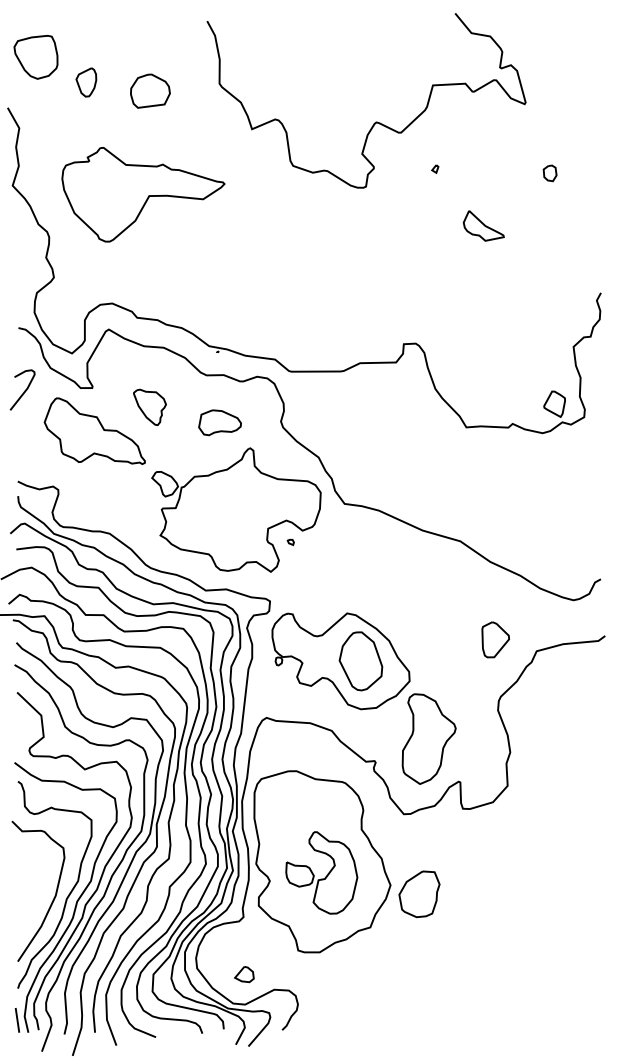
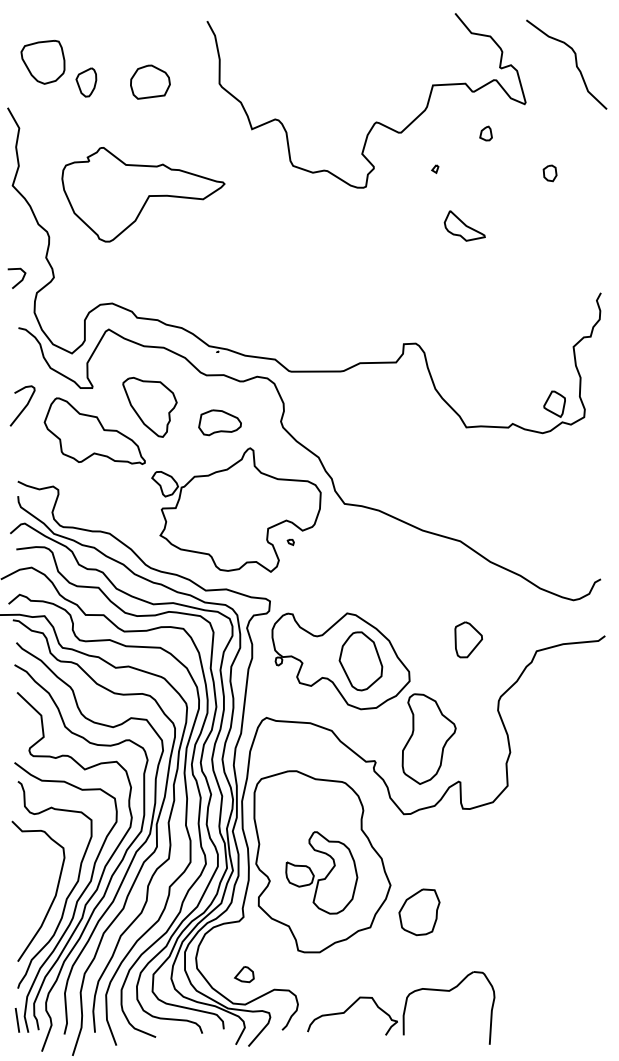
part position: (35, 56) -> (42, 61) (42, 61)
curve: none -> present (575, 64)
part position: (150, 90) -> (150, 81) (150, 81)
part: none -> present (485, 133)
part position: (483, 225) -> (464, 225) (464, 225)
line: none -> present (20, 280)
curve position: (24, 390) -> (24, 406) (24, 406)
part size: 34x39 px -> 56x61 px (149, 407)
part position: (495, 639) -> (468, 639) (468, 639)
part position: (419, 894) -> (419, 912) (419, 912)
part: none -> present (401, 1007)
